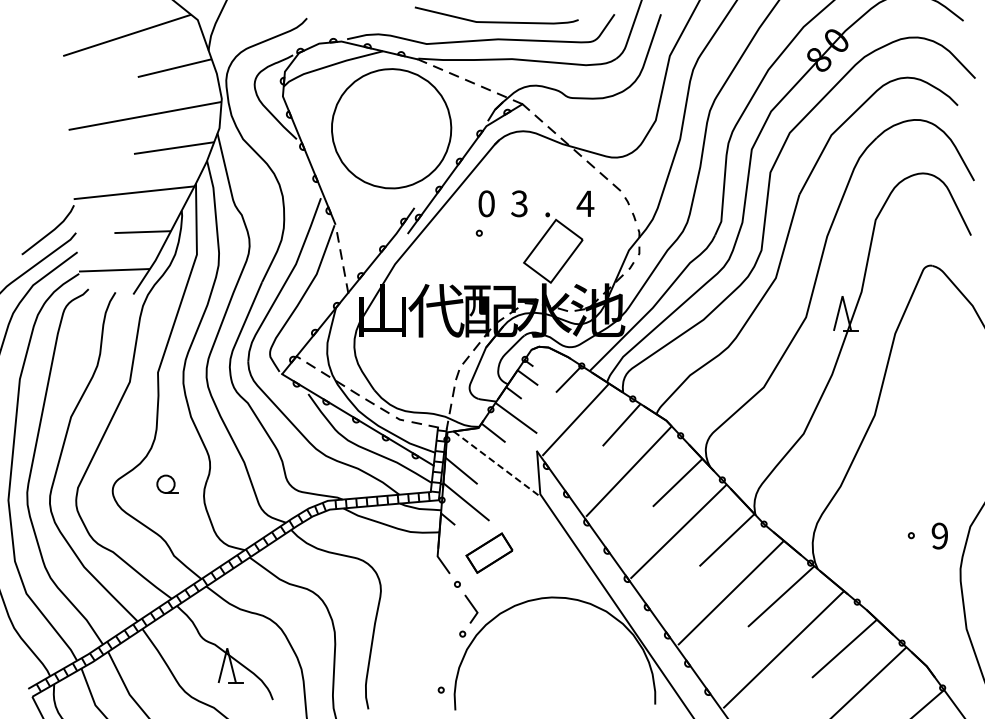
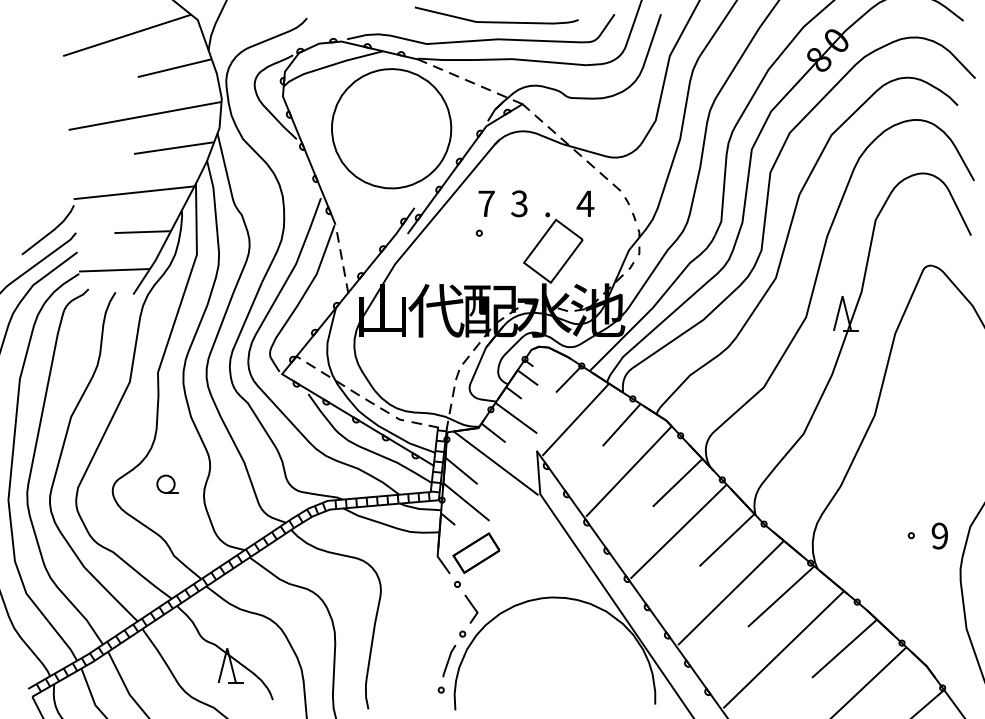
text: 0 -> 7 (486, 203)
line: dashed -> solid (496, 463)
part position: (489, 552) -> (476, 552) (476, 552)
line: none -> present (449, 661)
